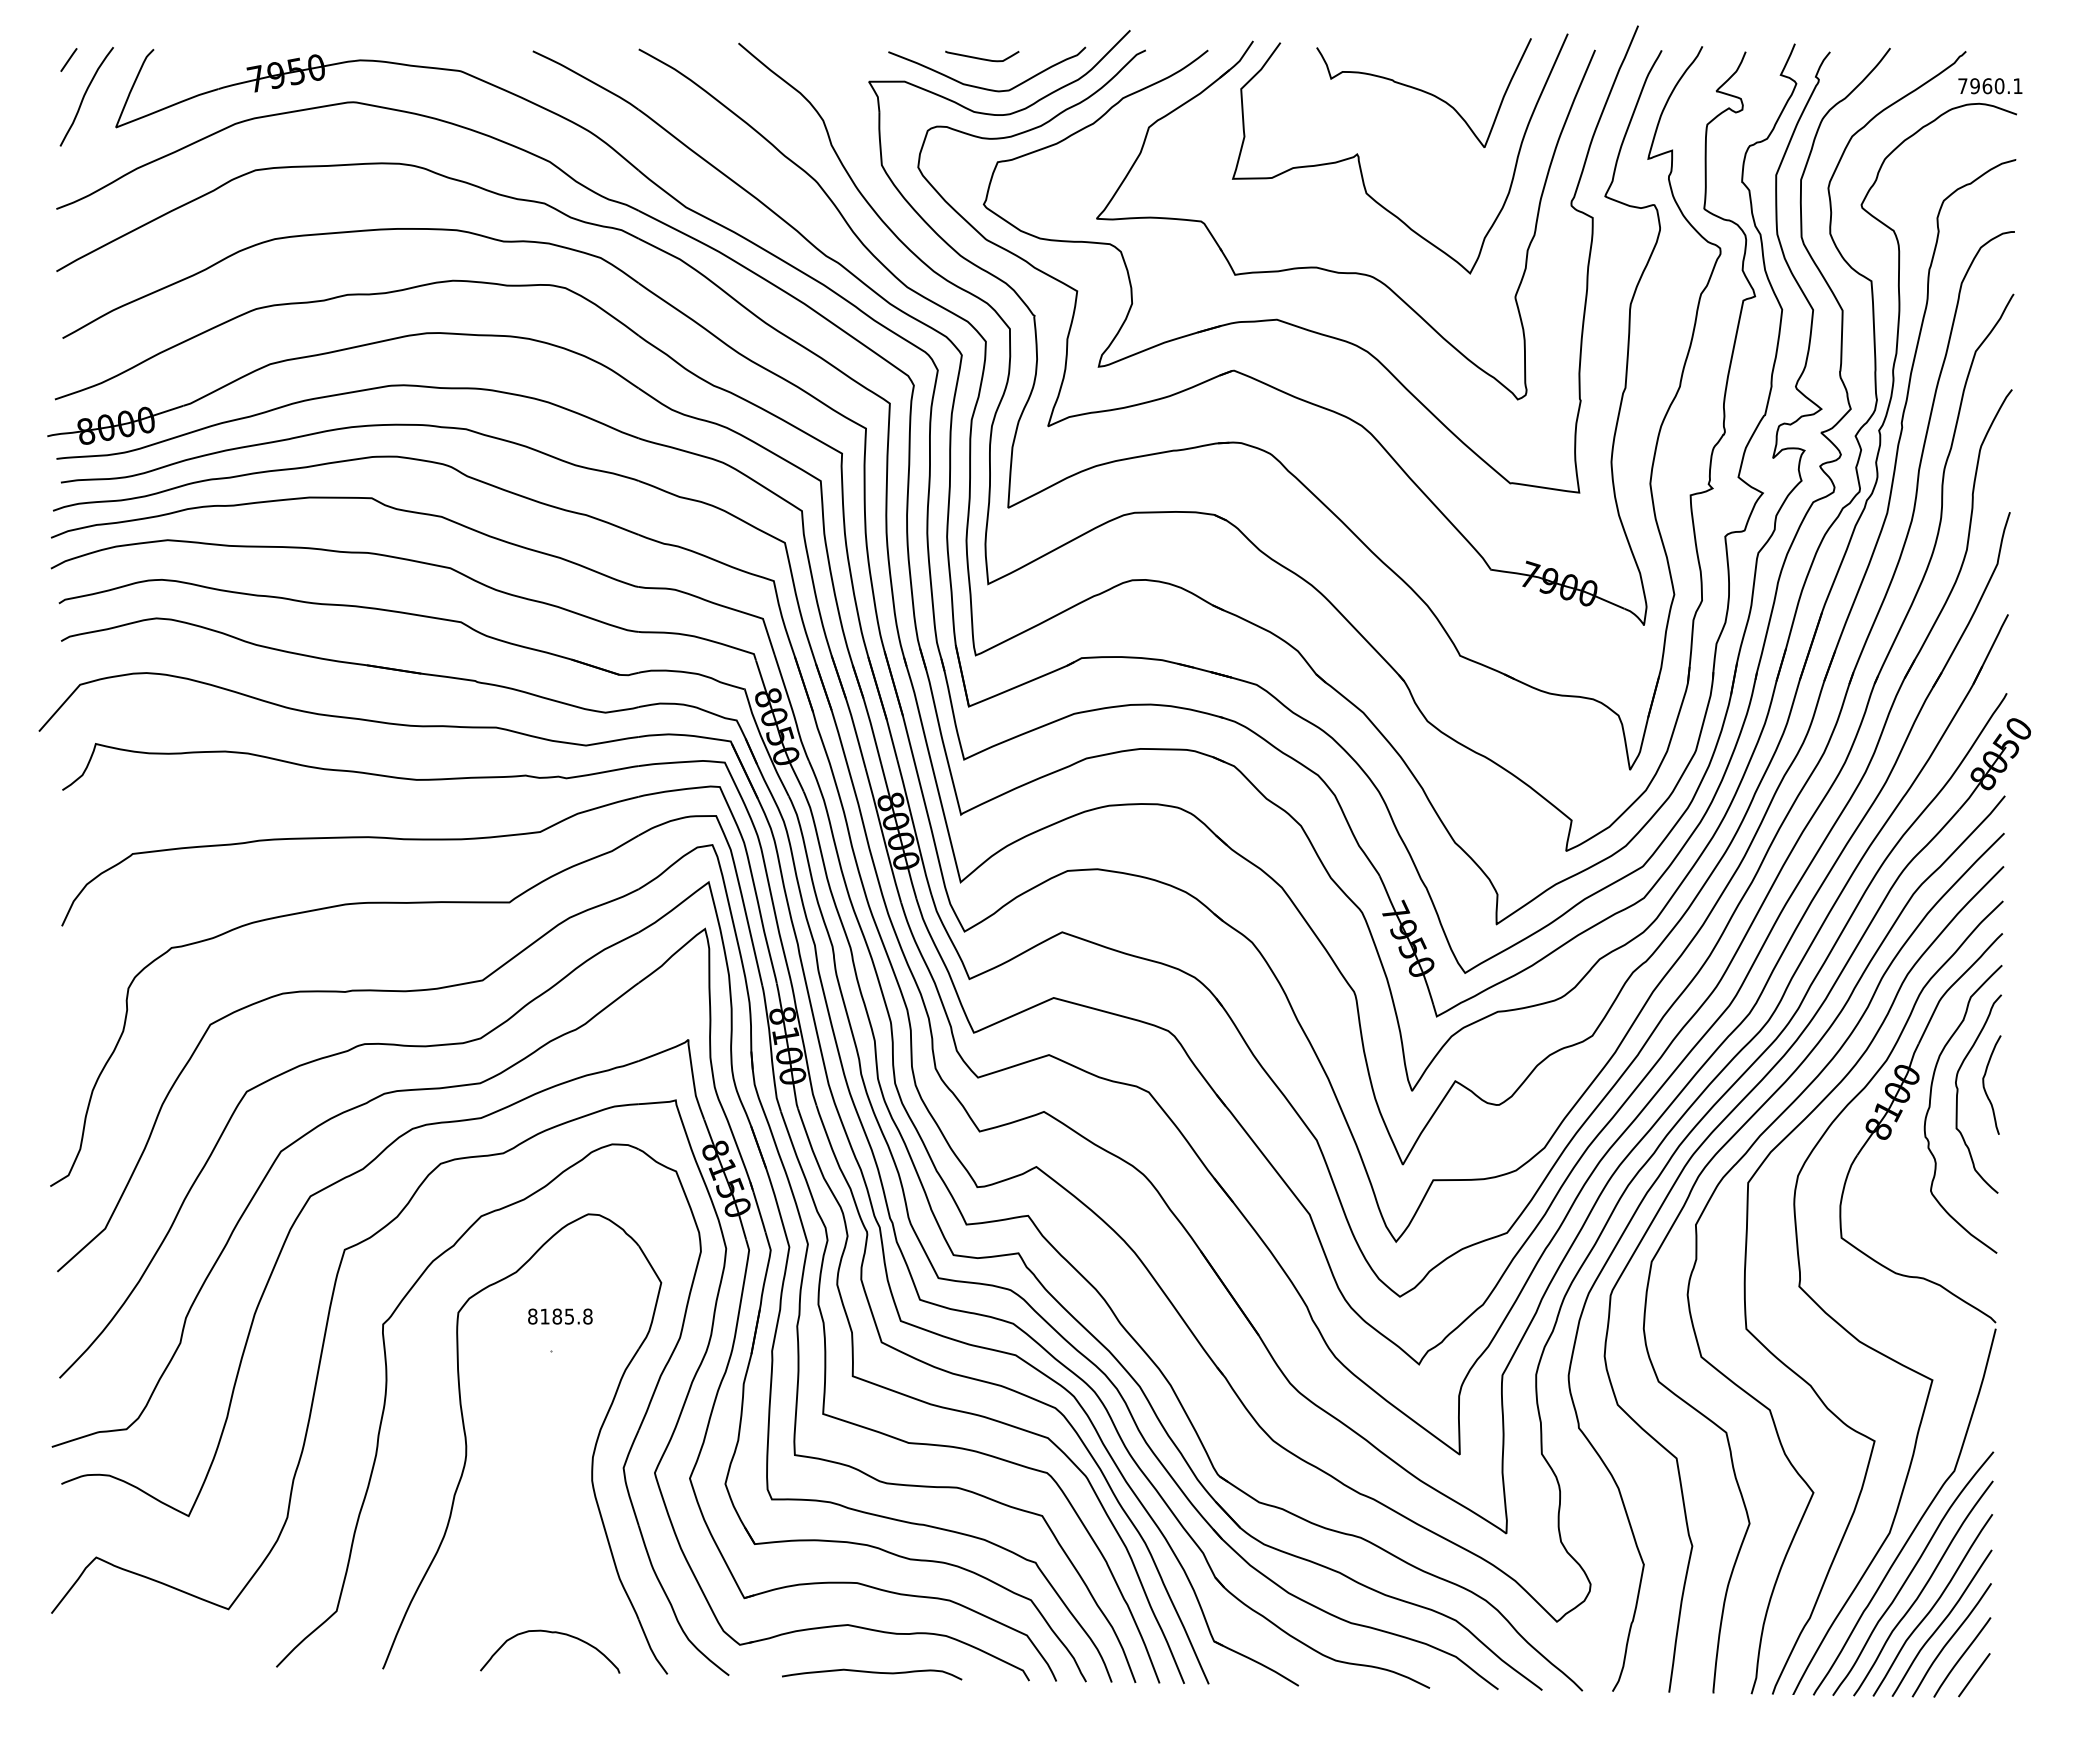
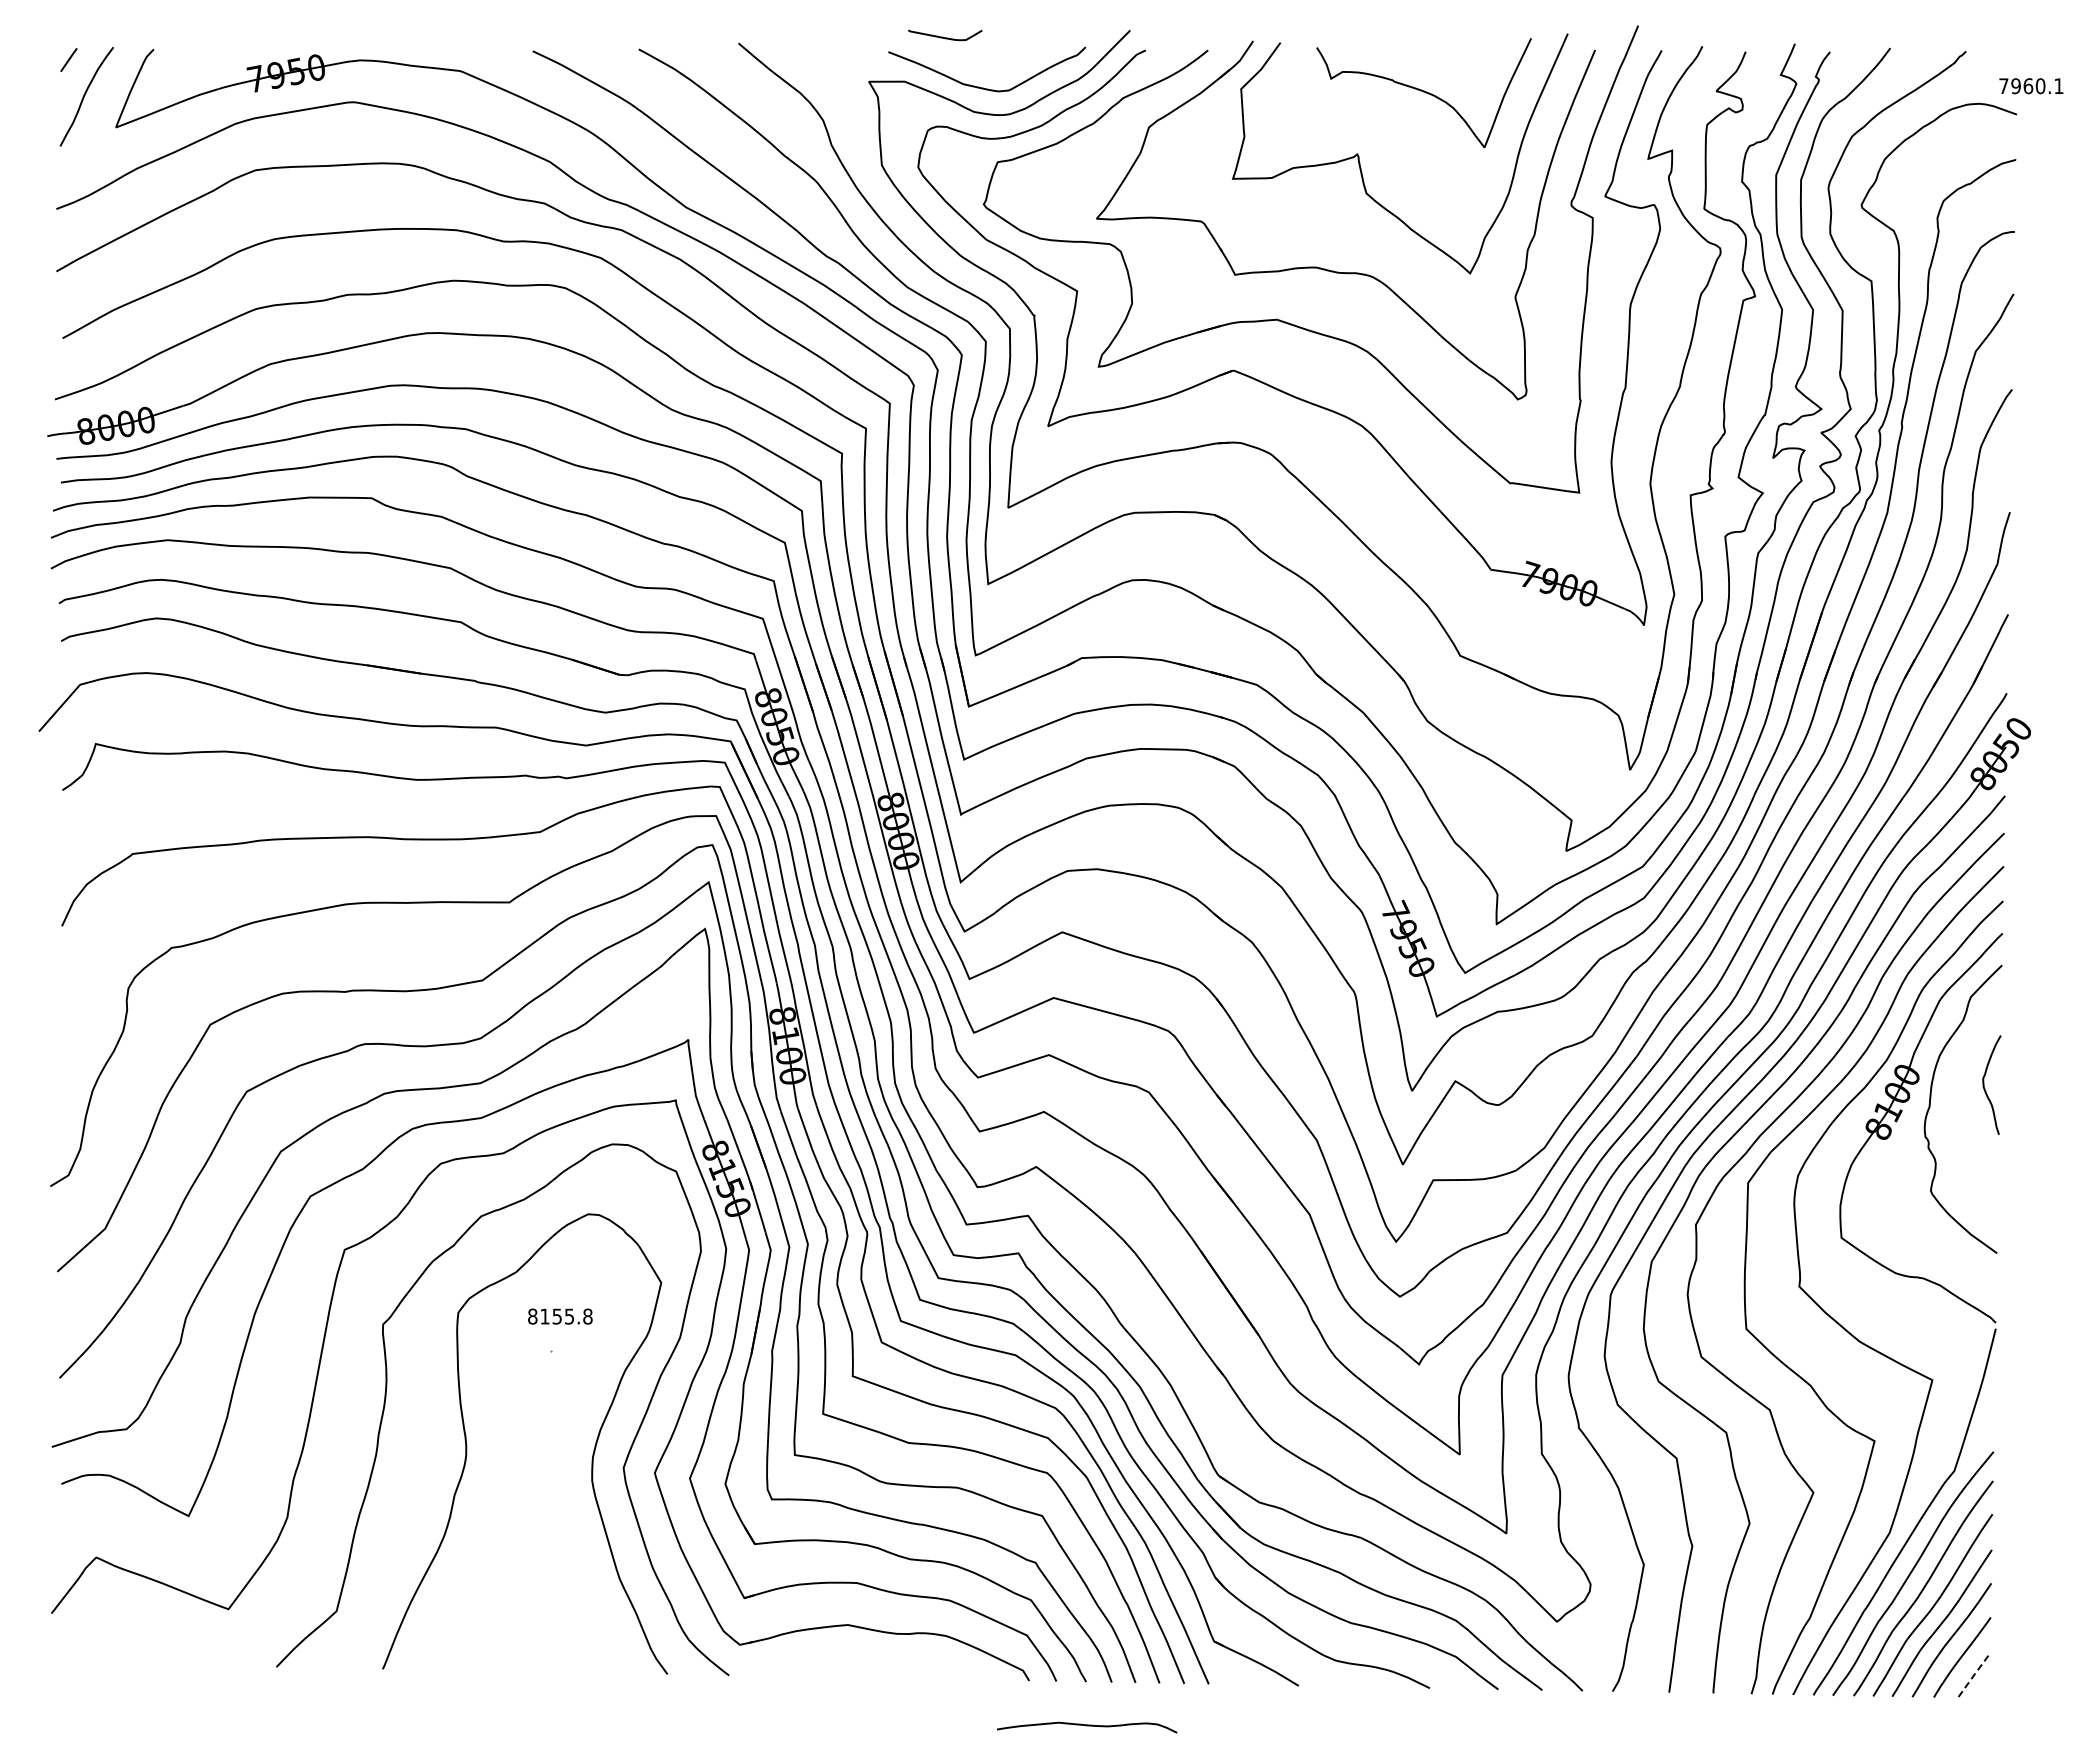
curve position: (982, 58) -> (945, 37) (945, 37)
text position: (1990, 86) -> (2031, 86) (2031, 86)
curve: present -> none (1958, 1093)
text: 8185.8 -> 8155.8 (557, 1316)
curve: present -> none (551, 1633)
curve position: (872, 1673) -> (1087, 1726) (1087, 1726)
line: solid -> dashed (1974, 1674)
